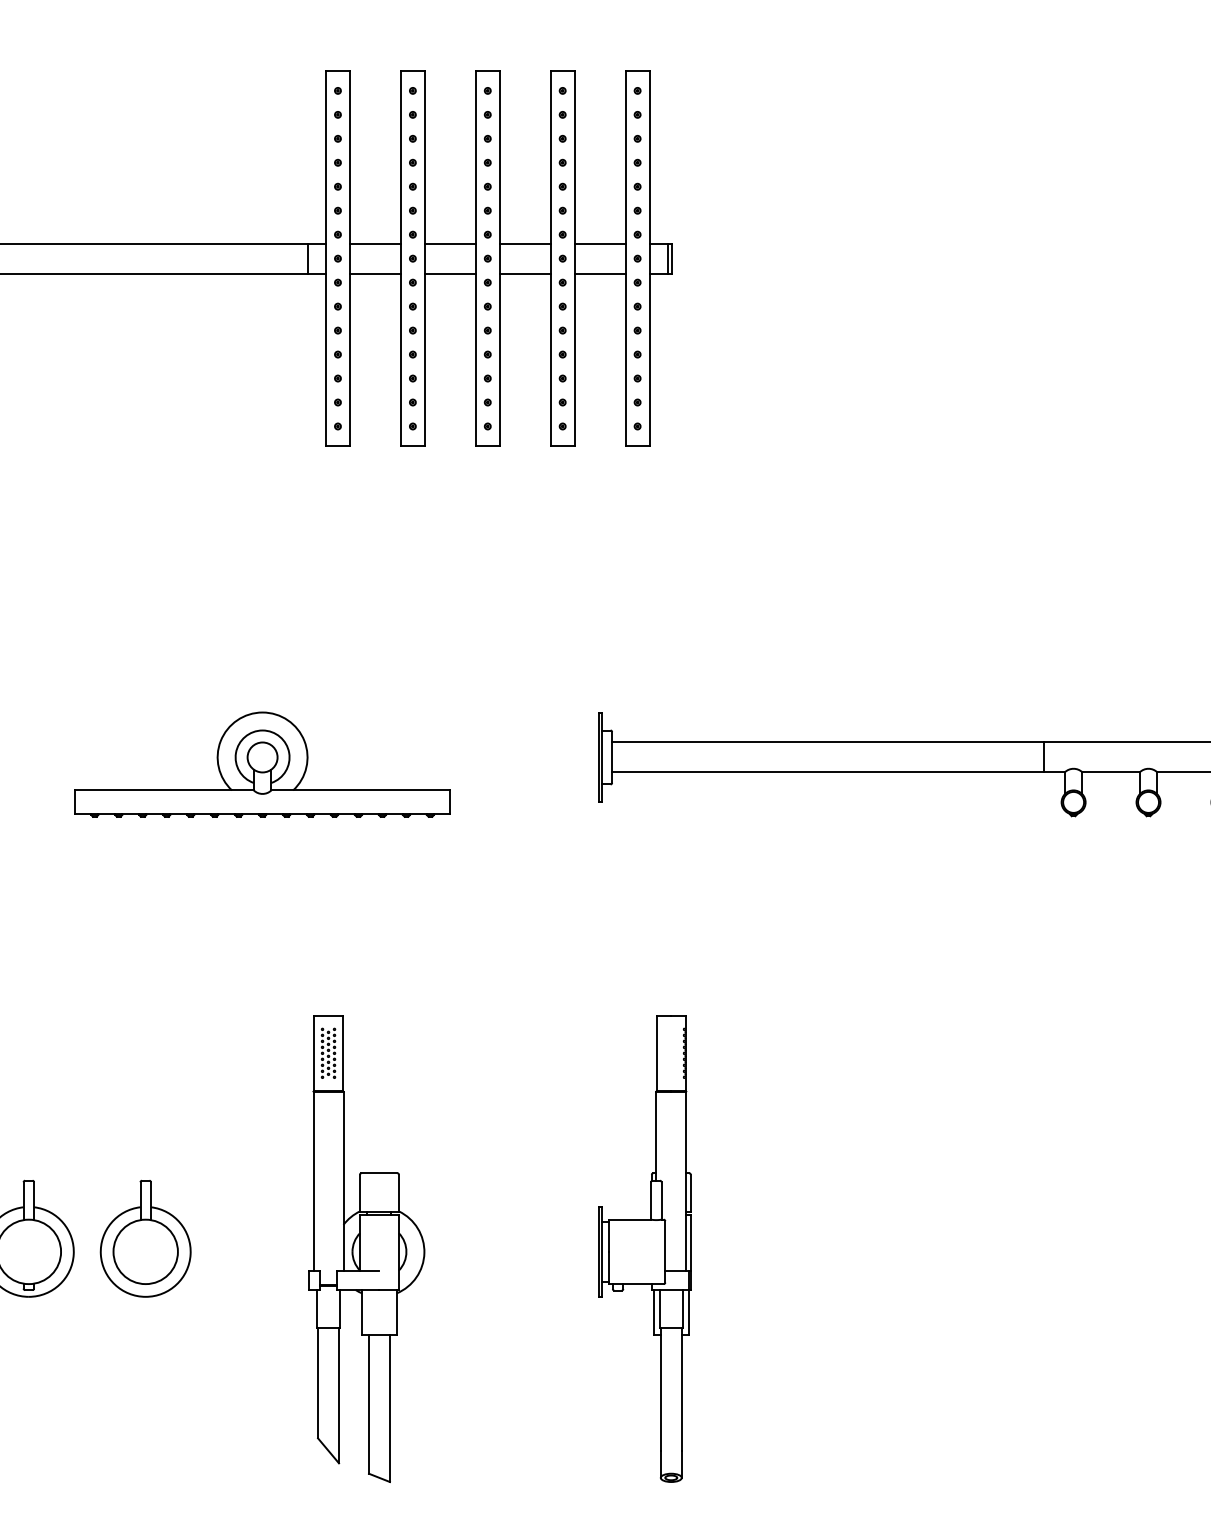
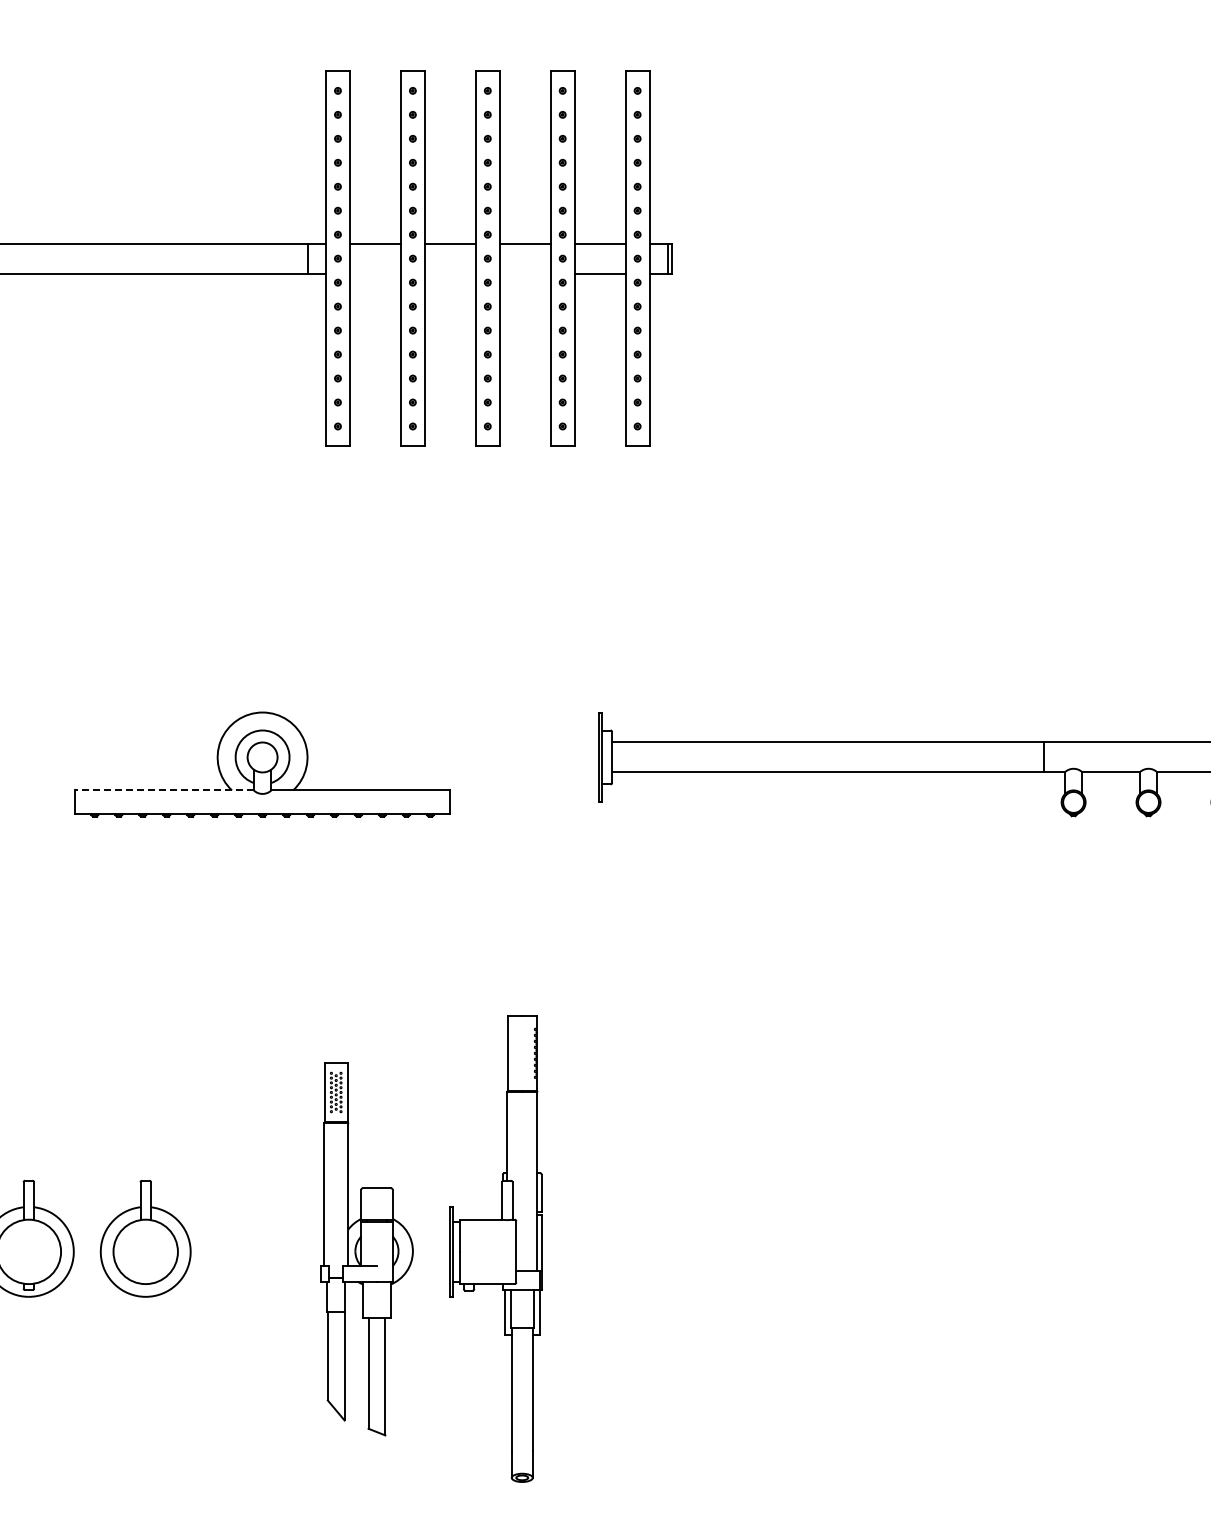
line: present -> none (374, 273)
line: present -> none (449, 273)
line: present -> none (524, 273)
line: solid -> dashed (164, 790)
part size: 118x468 px -> 94x375 px (366, 1249)
part position: (644, 1248) -> (495, 1248) (495, 1248)
